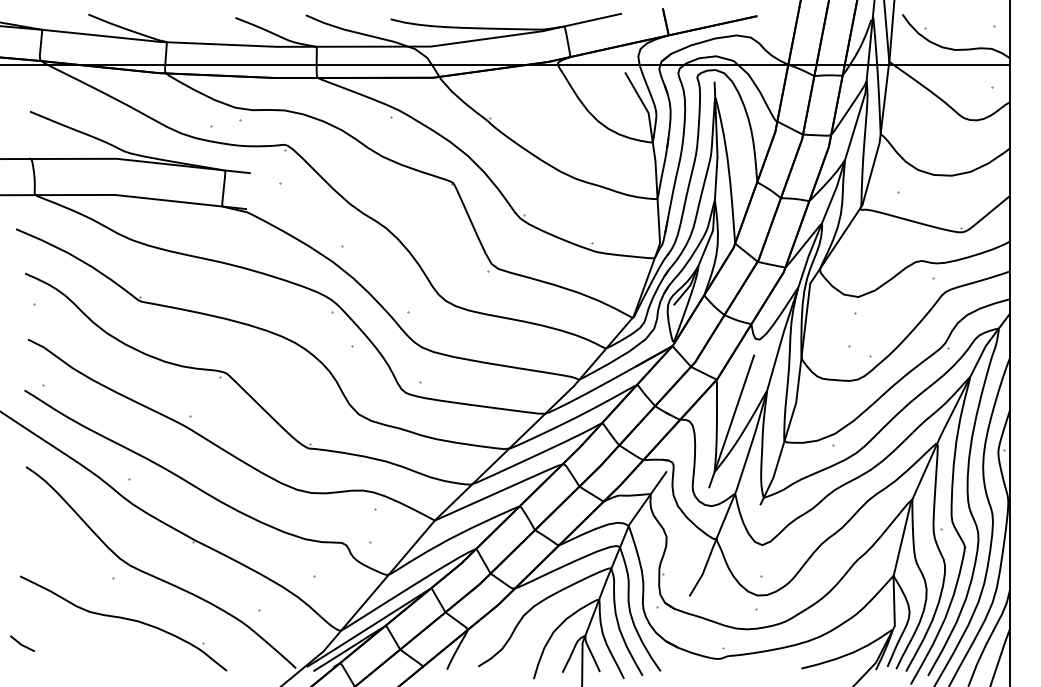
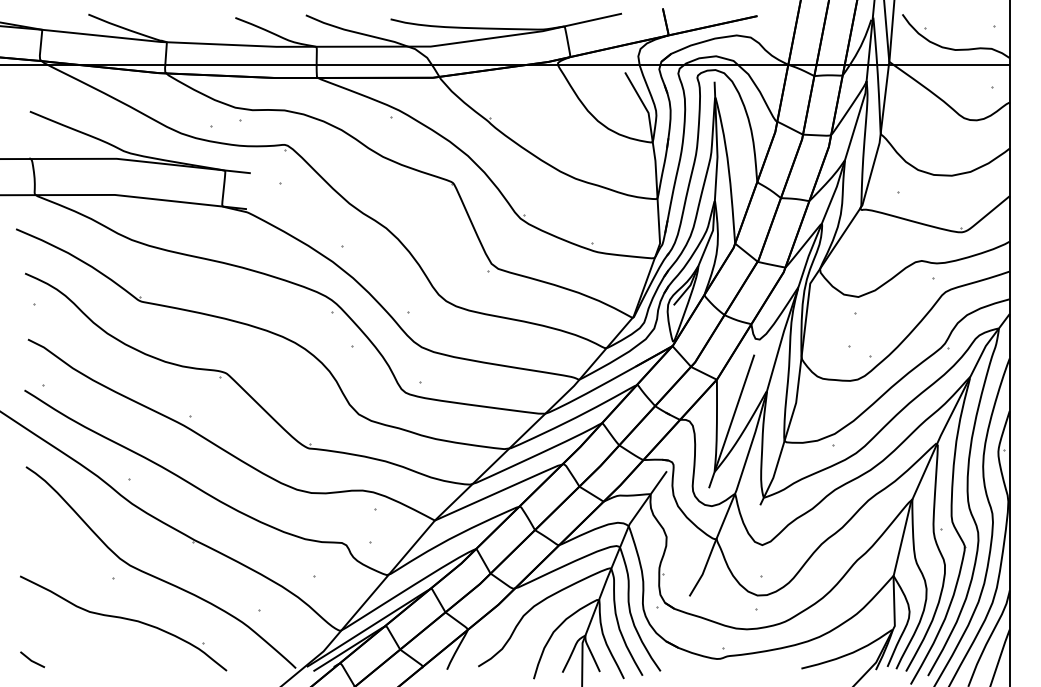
line position: (21, 643) -> (31, 659) (31, 659)
